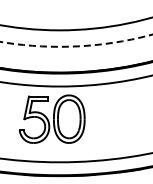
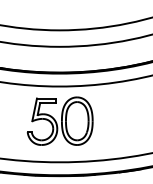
arc: dashed -> solid (76, 46)
part position: (51, 118) -> (59, 120) (59, 120)
